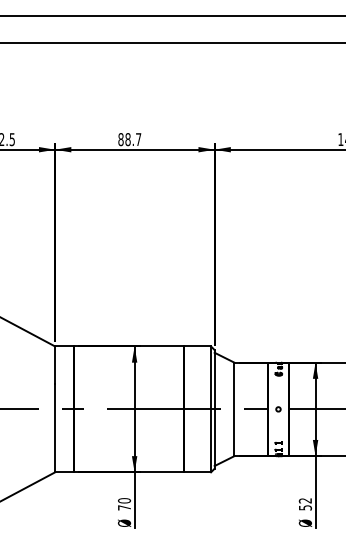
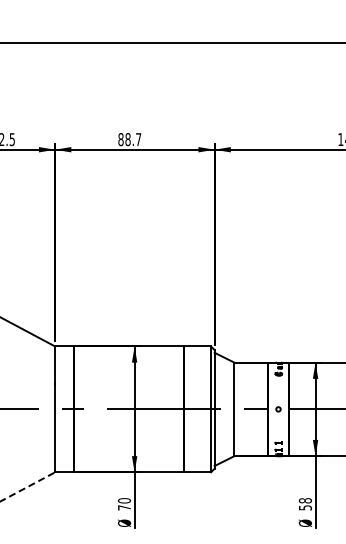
line: present -> none (172, 16)
line: solid -> dashed (28, 486)
text: 52 -> 58 (305, 500)
